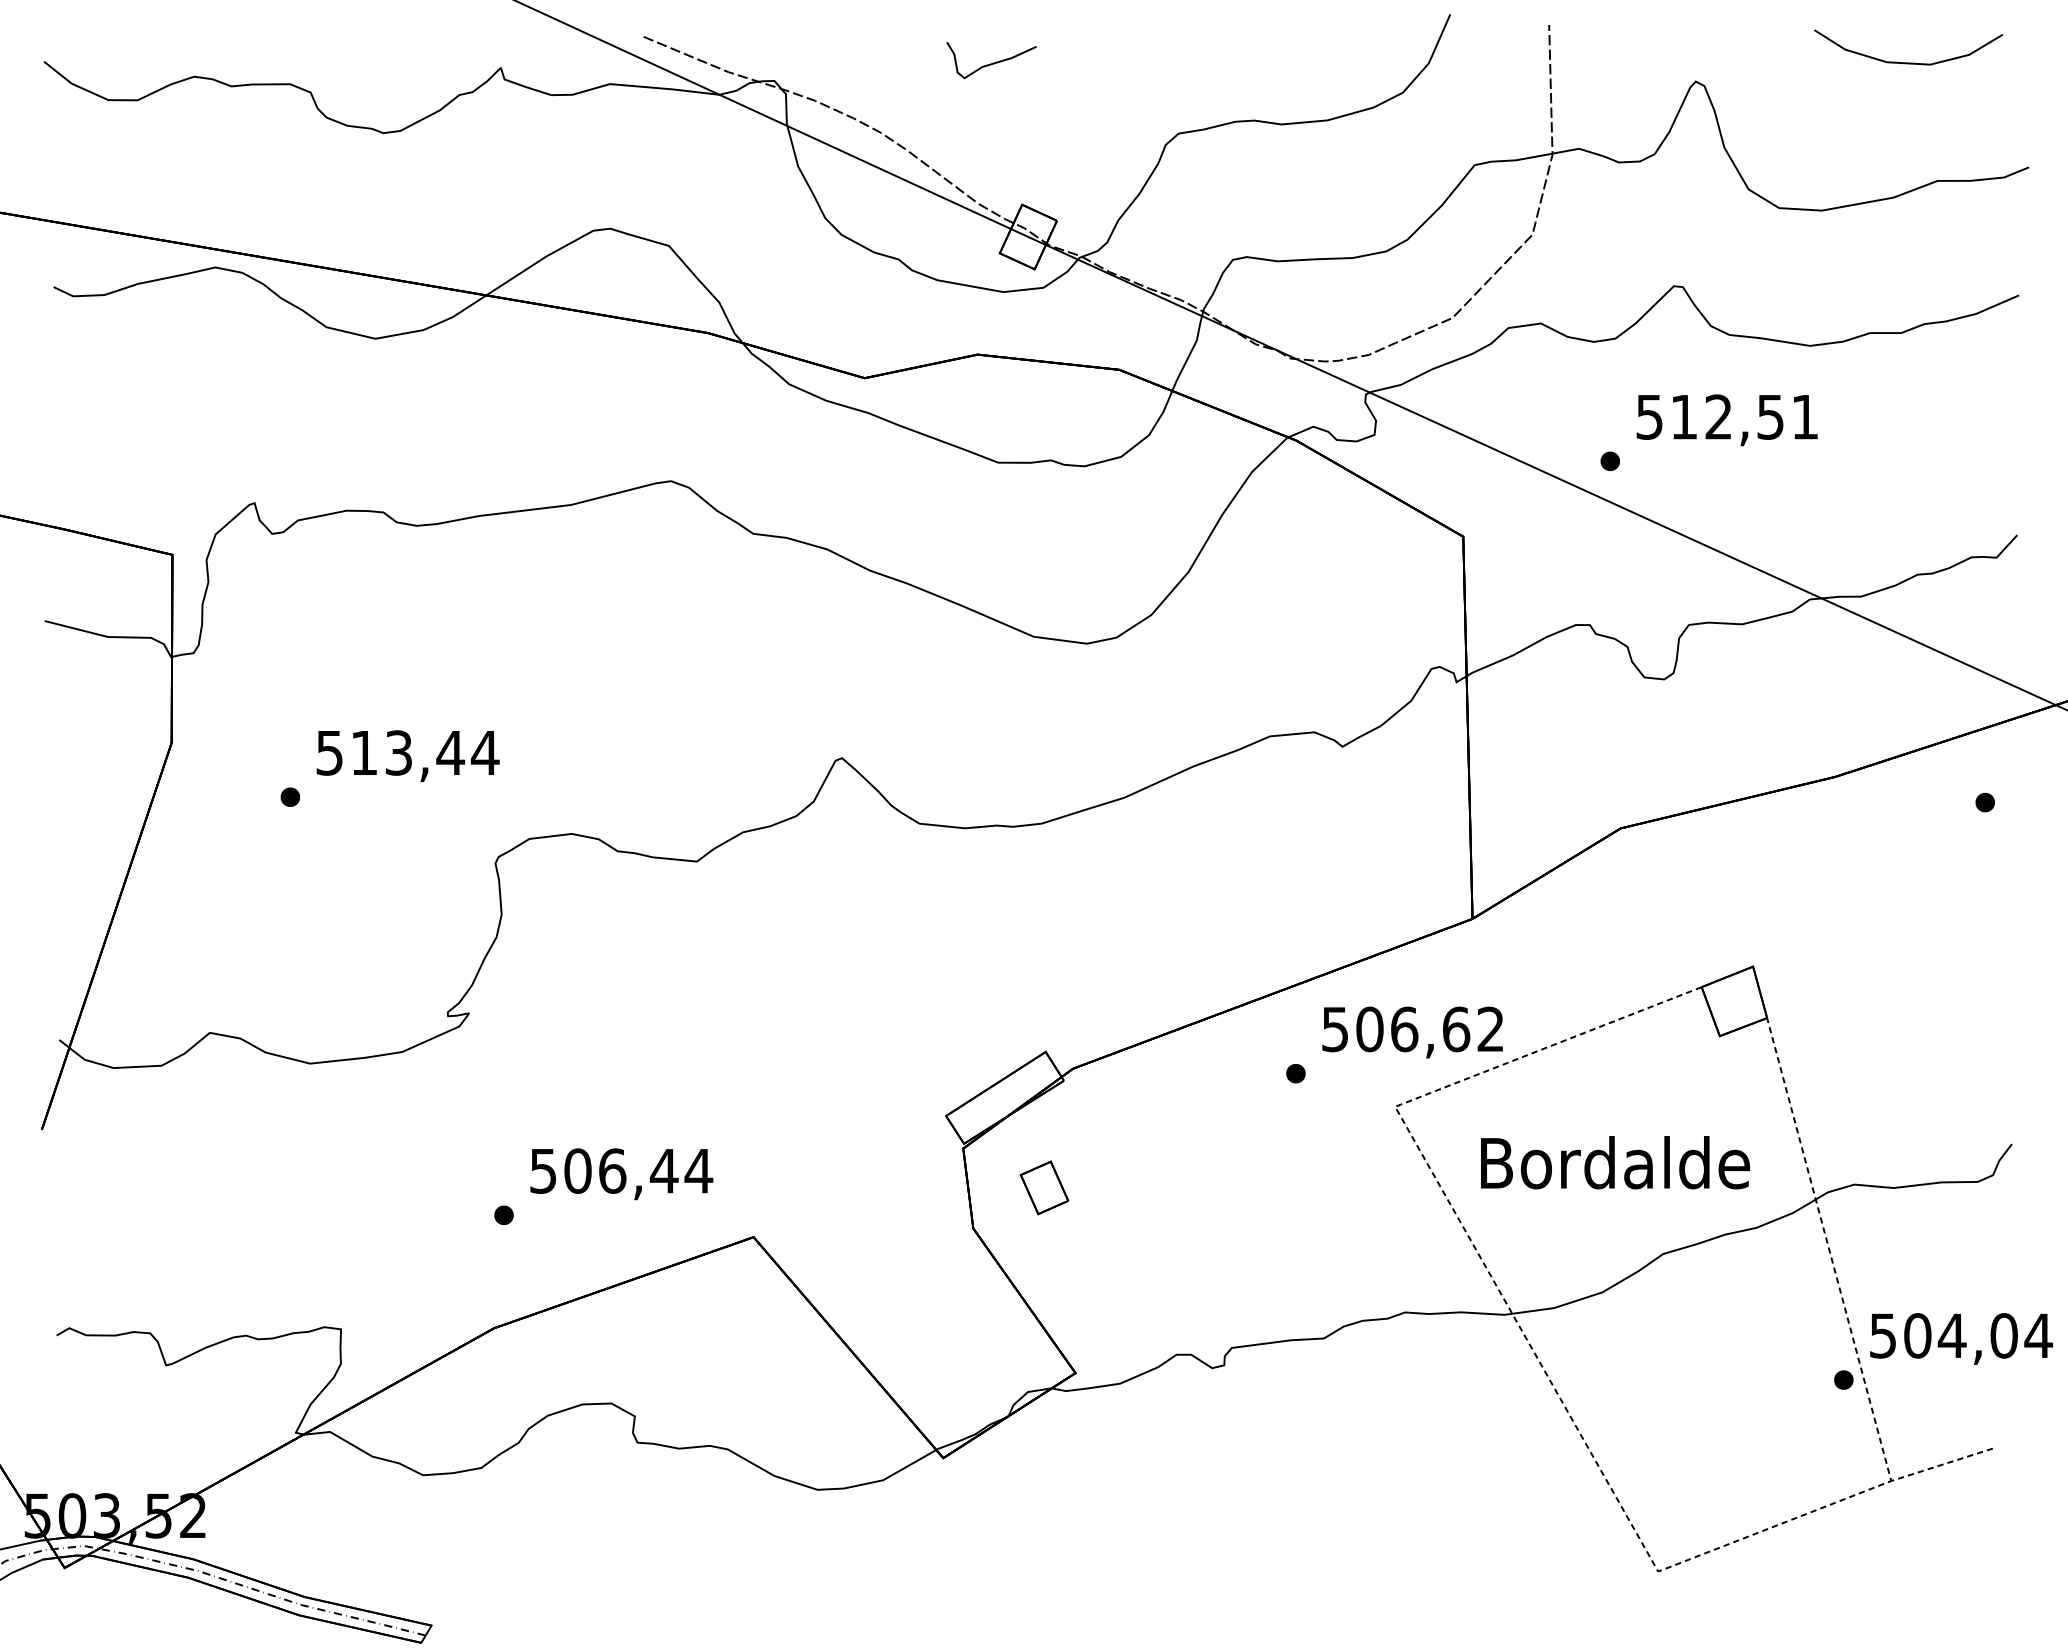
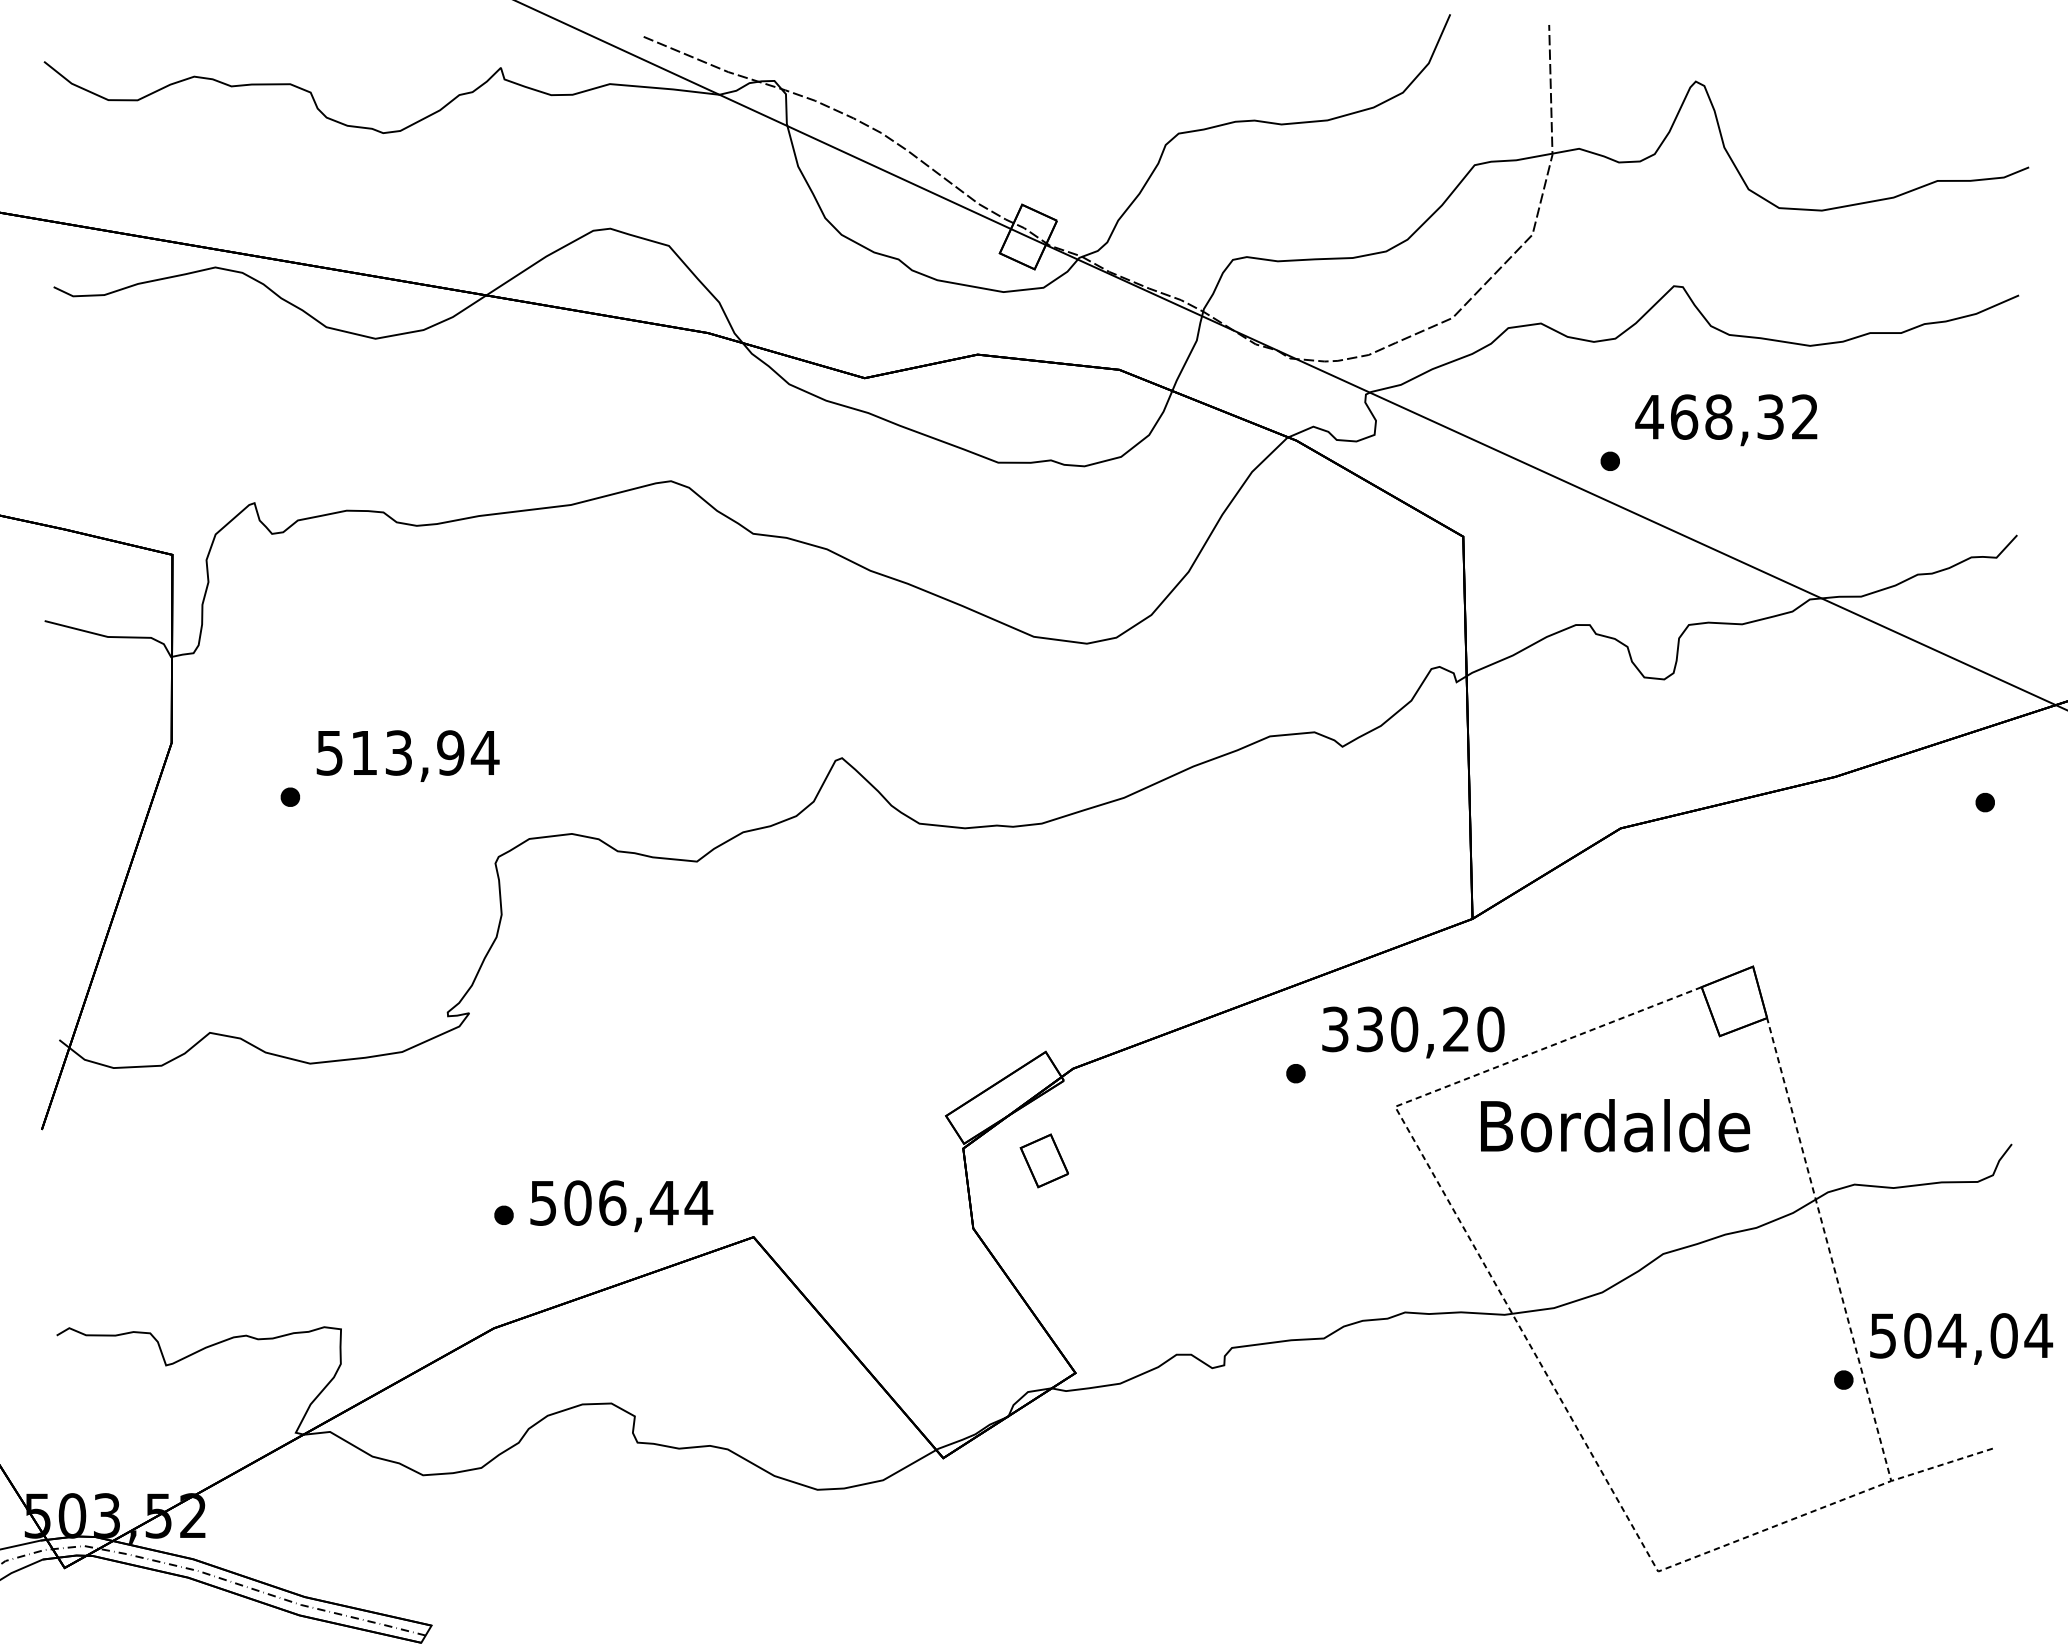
curve: present -> none (993, 62)
curve: present -> none (1908, 62)
text: 512,51 -> 468,32 (1726, 416)
text: 513,44 -> 513,94 (450, 752)
text: 506,62 -> 330,20 (1413, 1029)
text position: (1615, 1162) -> (1615, 1125) (1615, 1125)
text position: (621, 1174) -> (621, 1206) (621, 1206)
part position: (1043, 1187) -> (1043, 1160) (1043, 1160)
